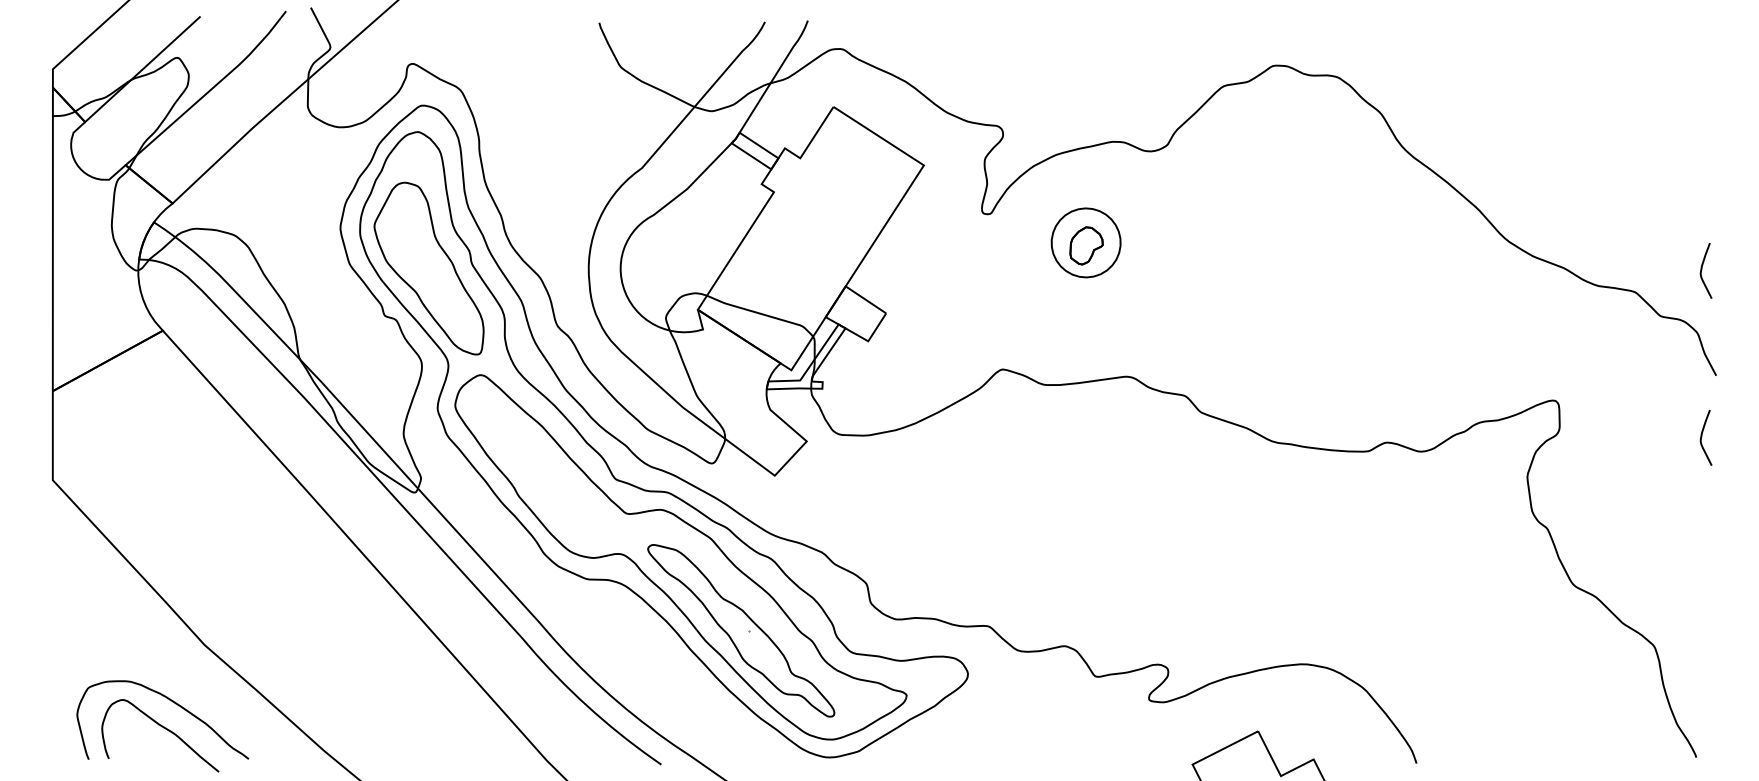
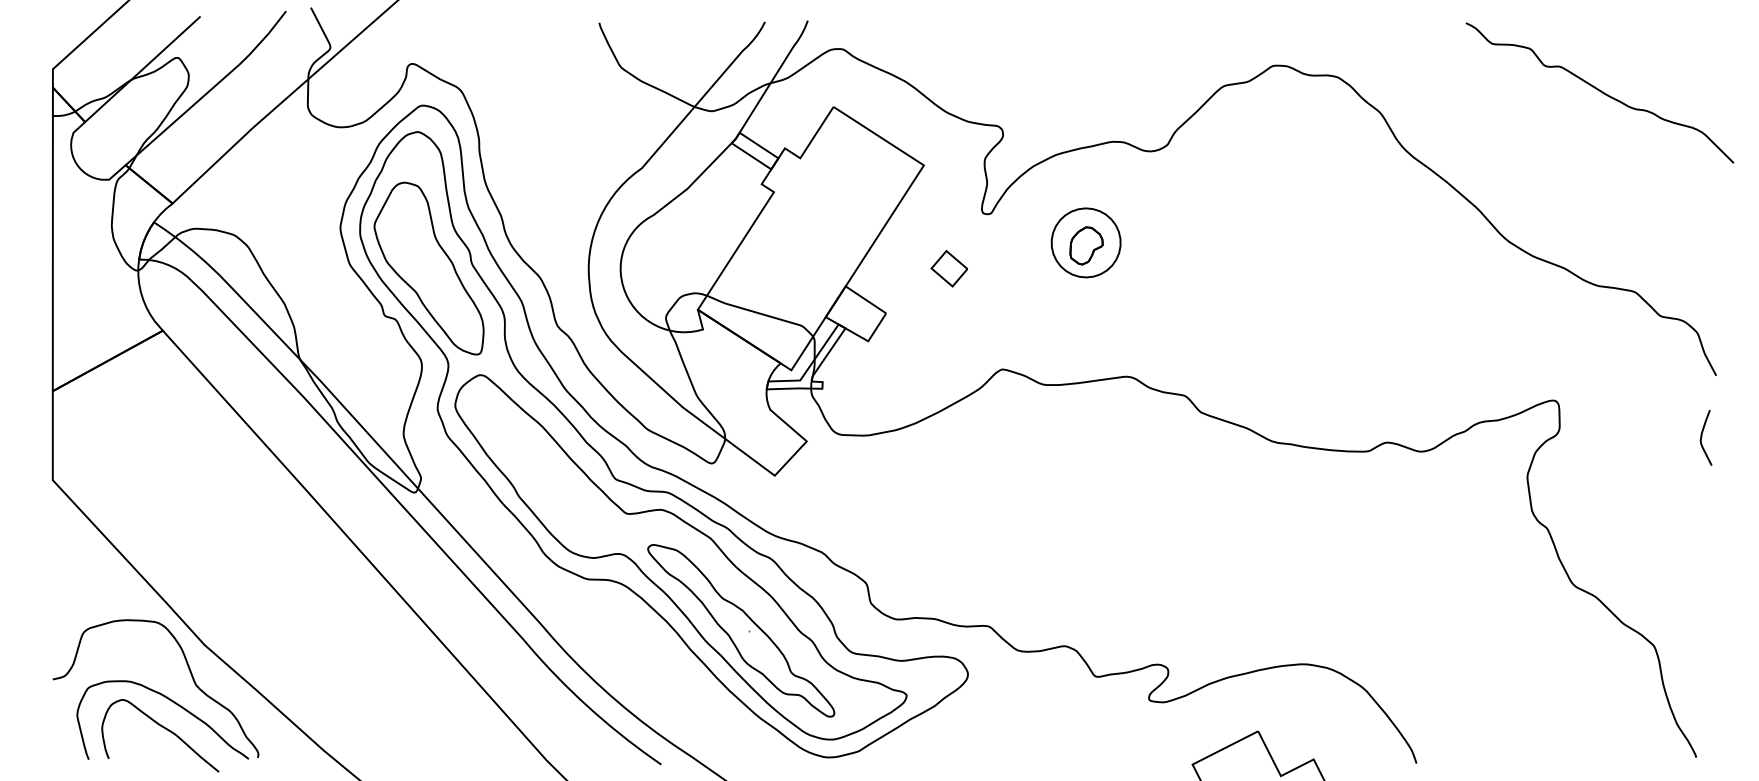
curve: none -> present (1599, 91)
part: none -> present (948, 268)
curve: present -> none (1702, 270)
curve: none -> present (191, 677)
